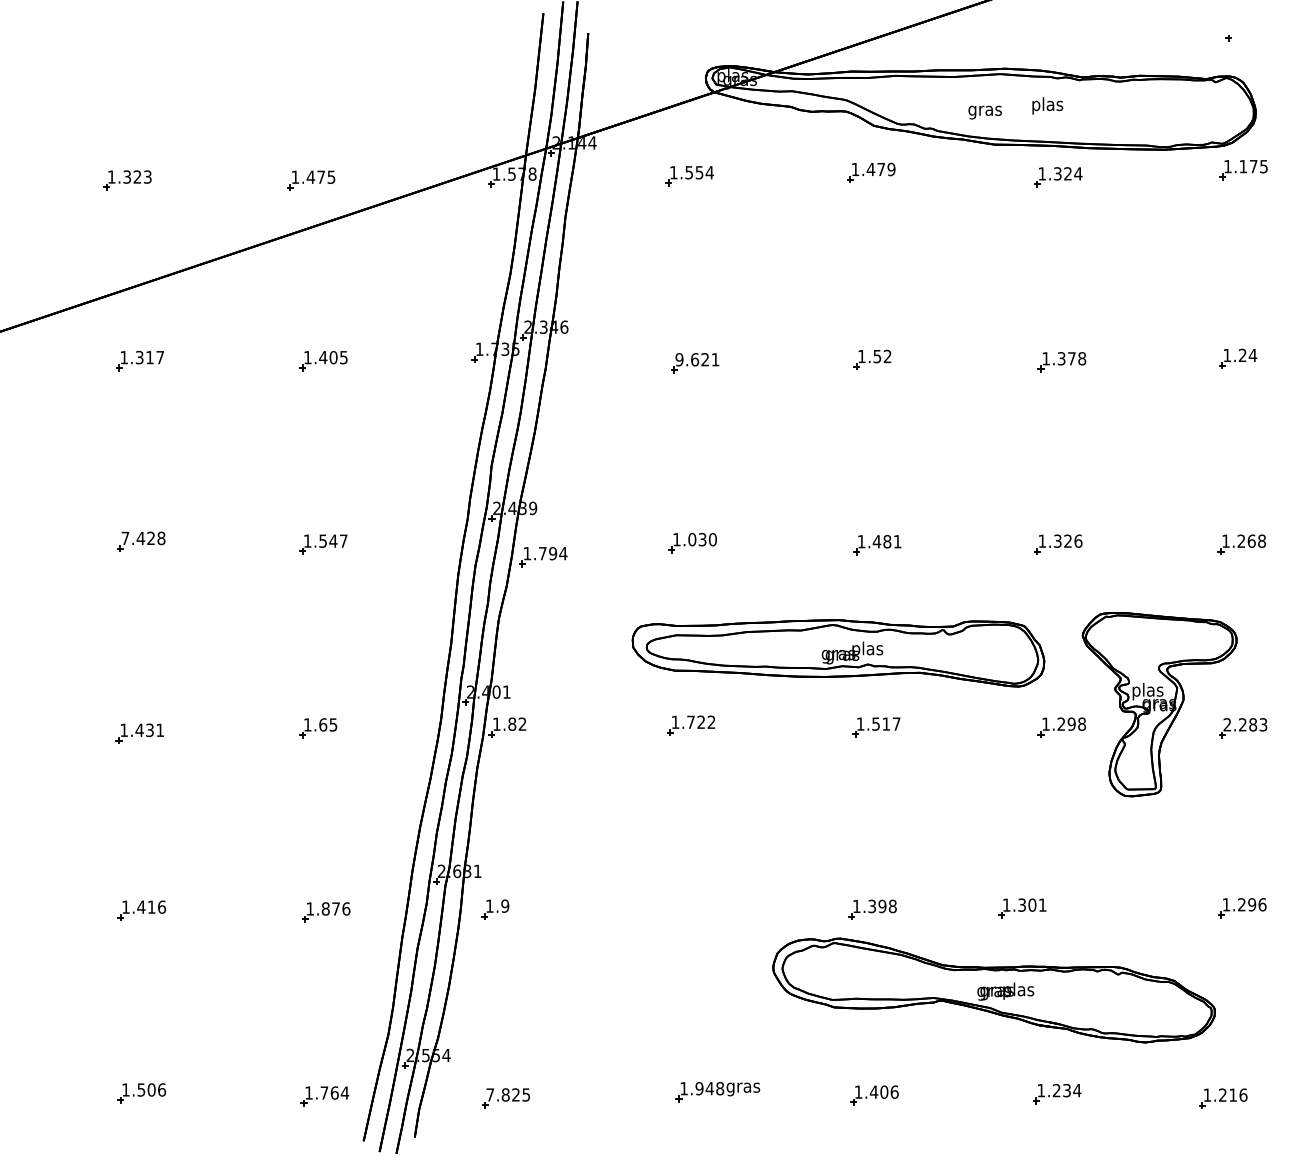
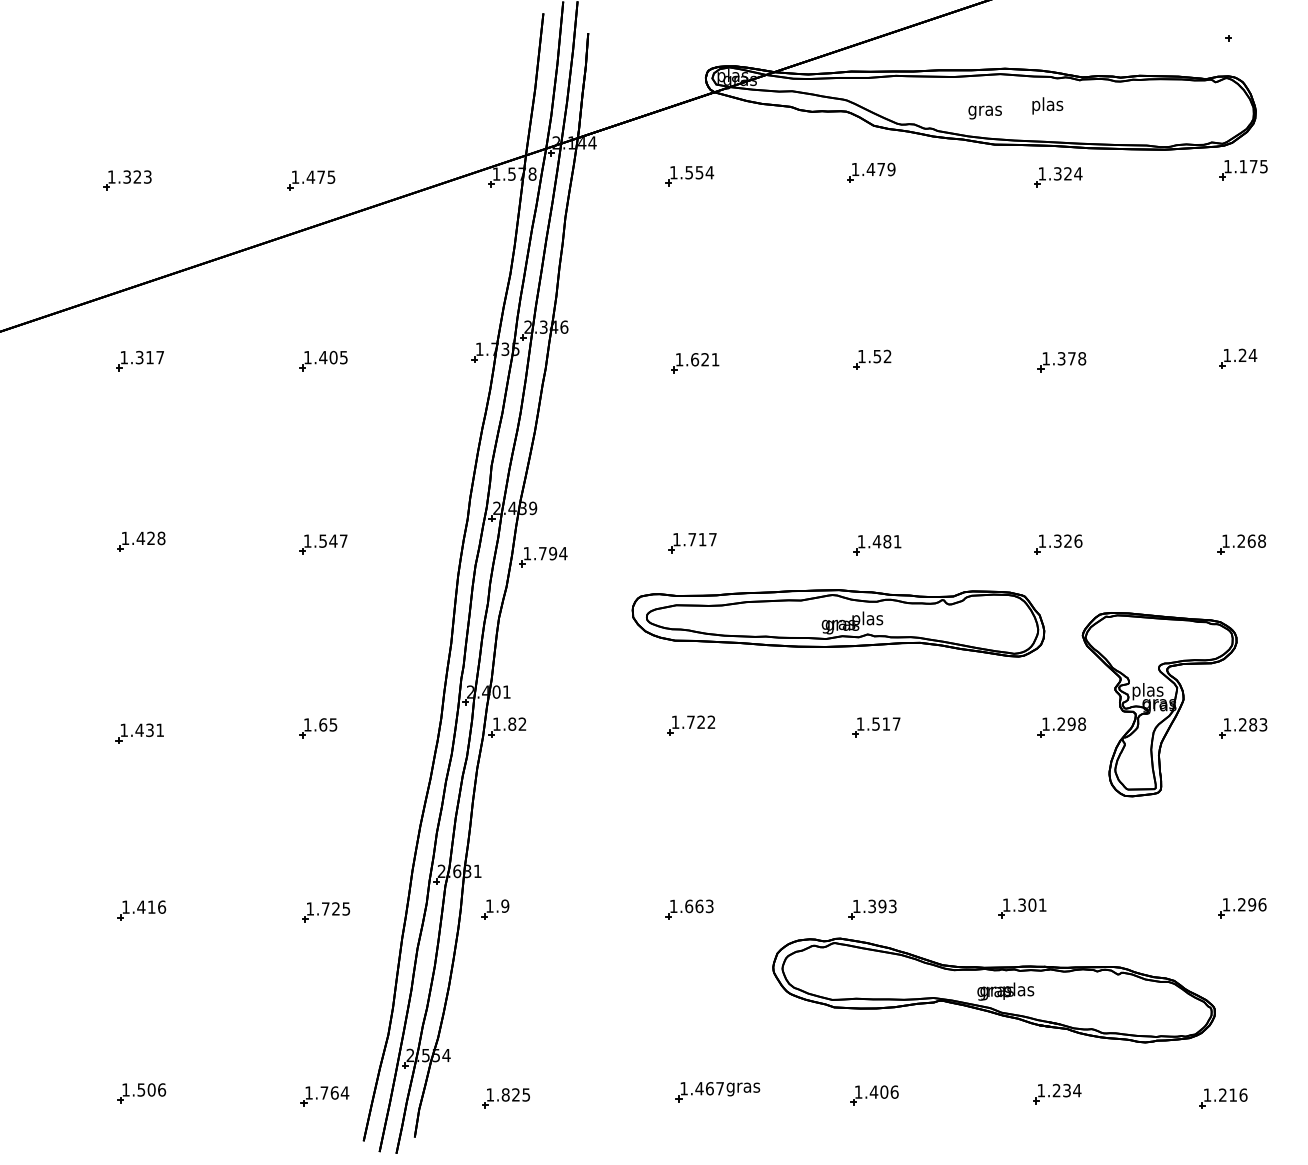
text: 9.621 -> 1.621 (679, 359)
text: 7.428 -> 1.428 (125, 537)
text: 1.030 -> 1.717 (702, 539)
part position: (838, 653) -> (838, 623) (838, 623)
text: 2.283 -> 1.283 (1227, 724)
text: 1.398 -> 1.393 (892, 906)
text: 1.876 -> 1.725 (335, 908)
part: none -> present (689, 909)
text: 1.948 -> 1.467 (709, 1088)
text: 7.825 -> 1.825 (489, 1094)
